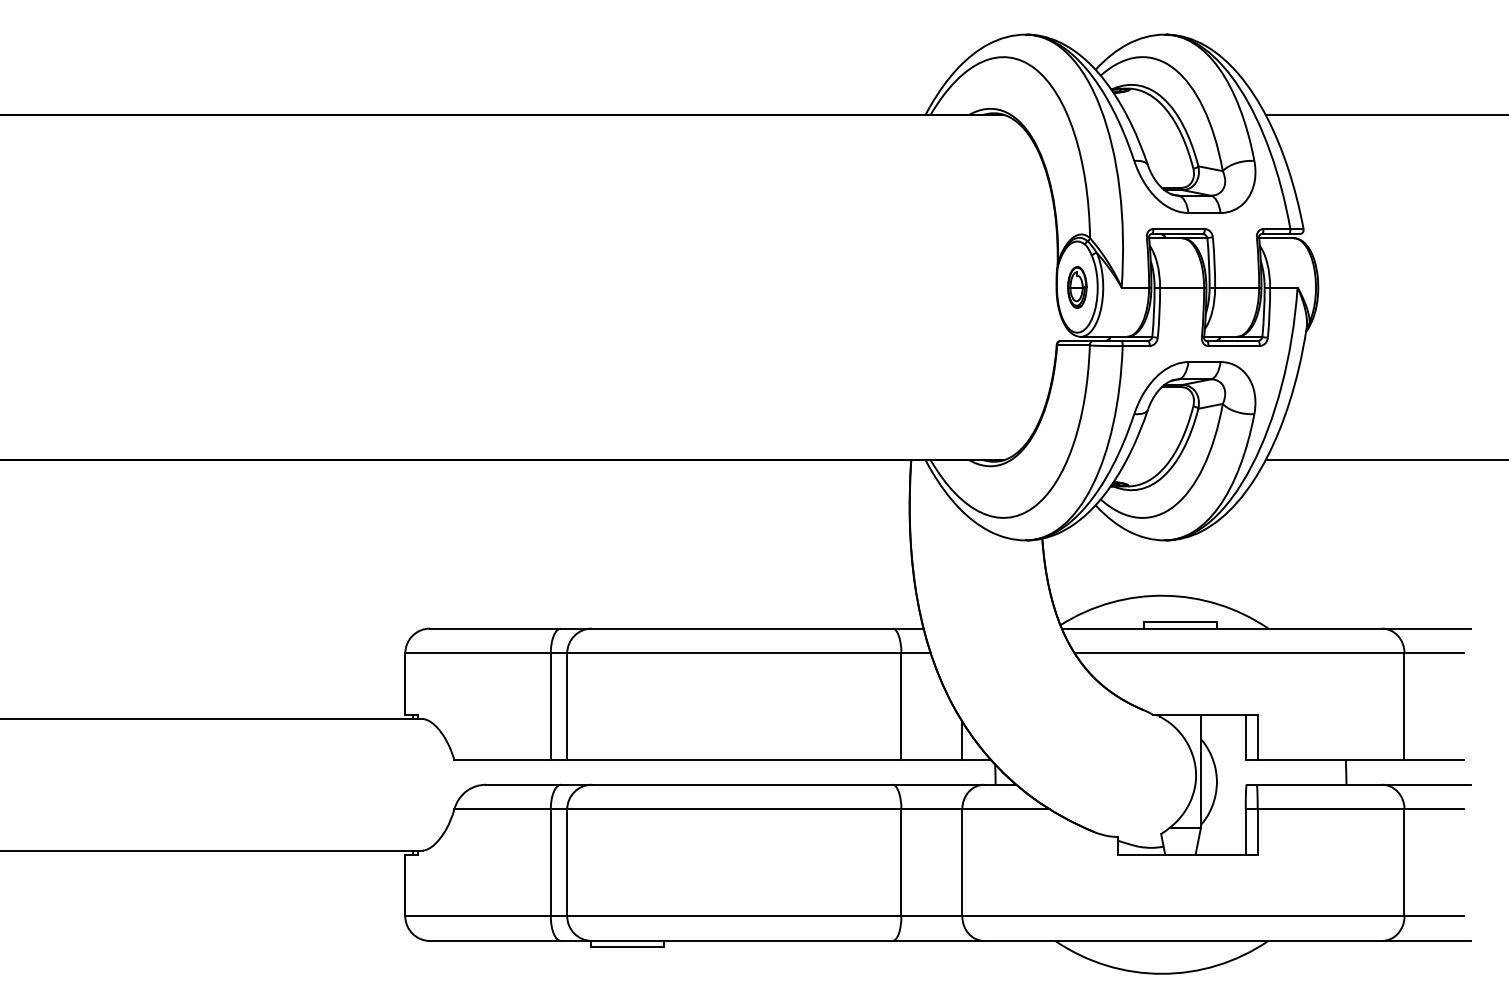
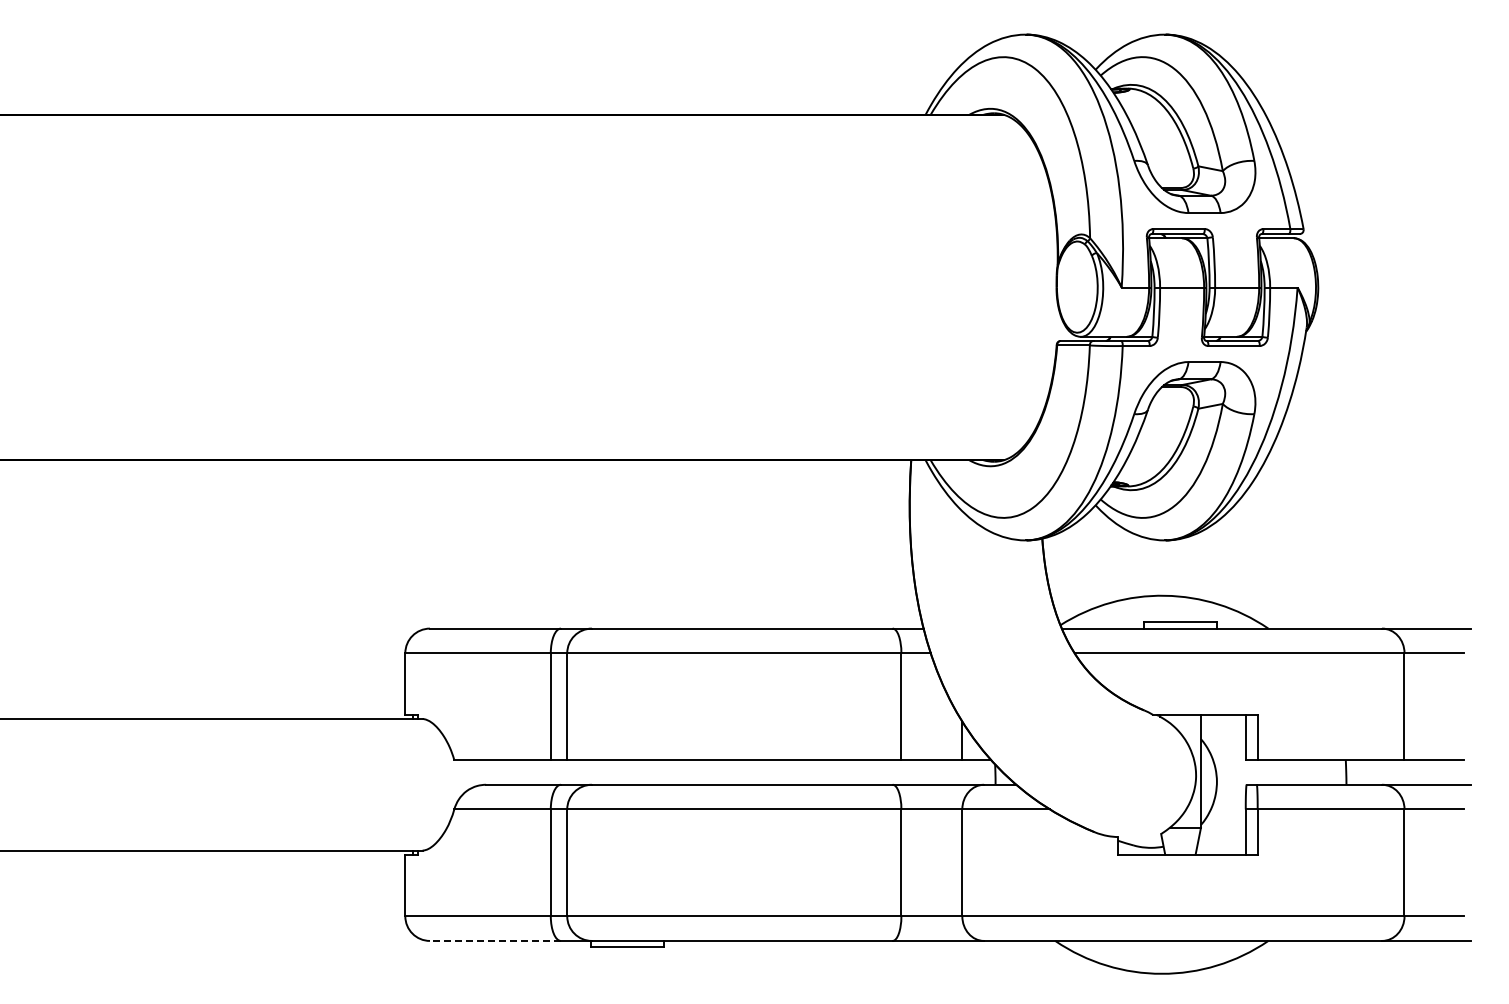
line: present -> none (1385, 114)
part: present -> none (1077, 287)
line: present -> none (1385, 460)
line: solid -> dashed (494, 940)
